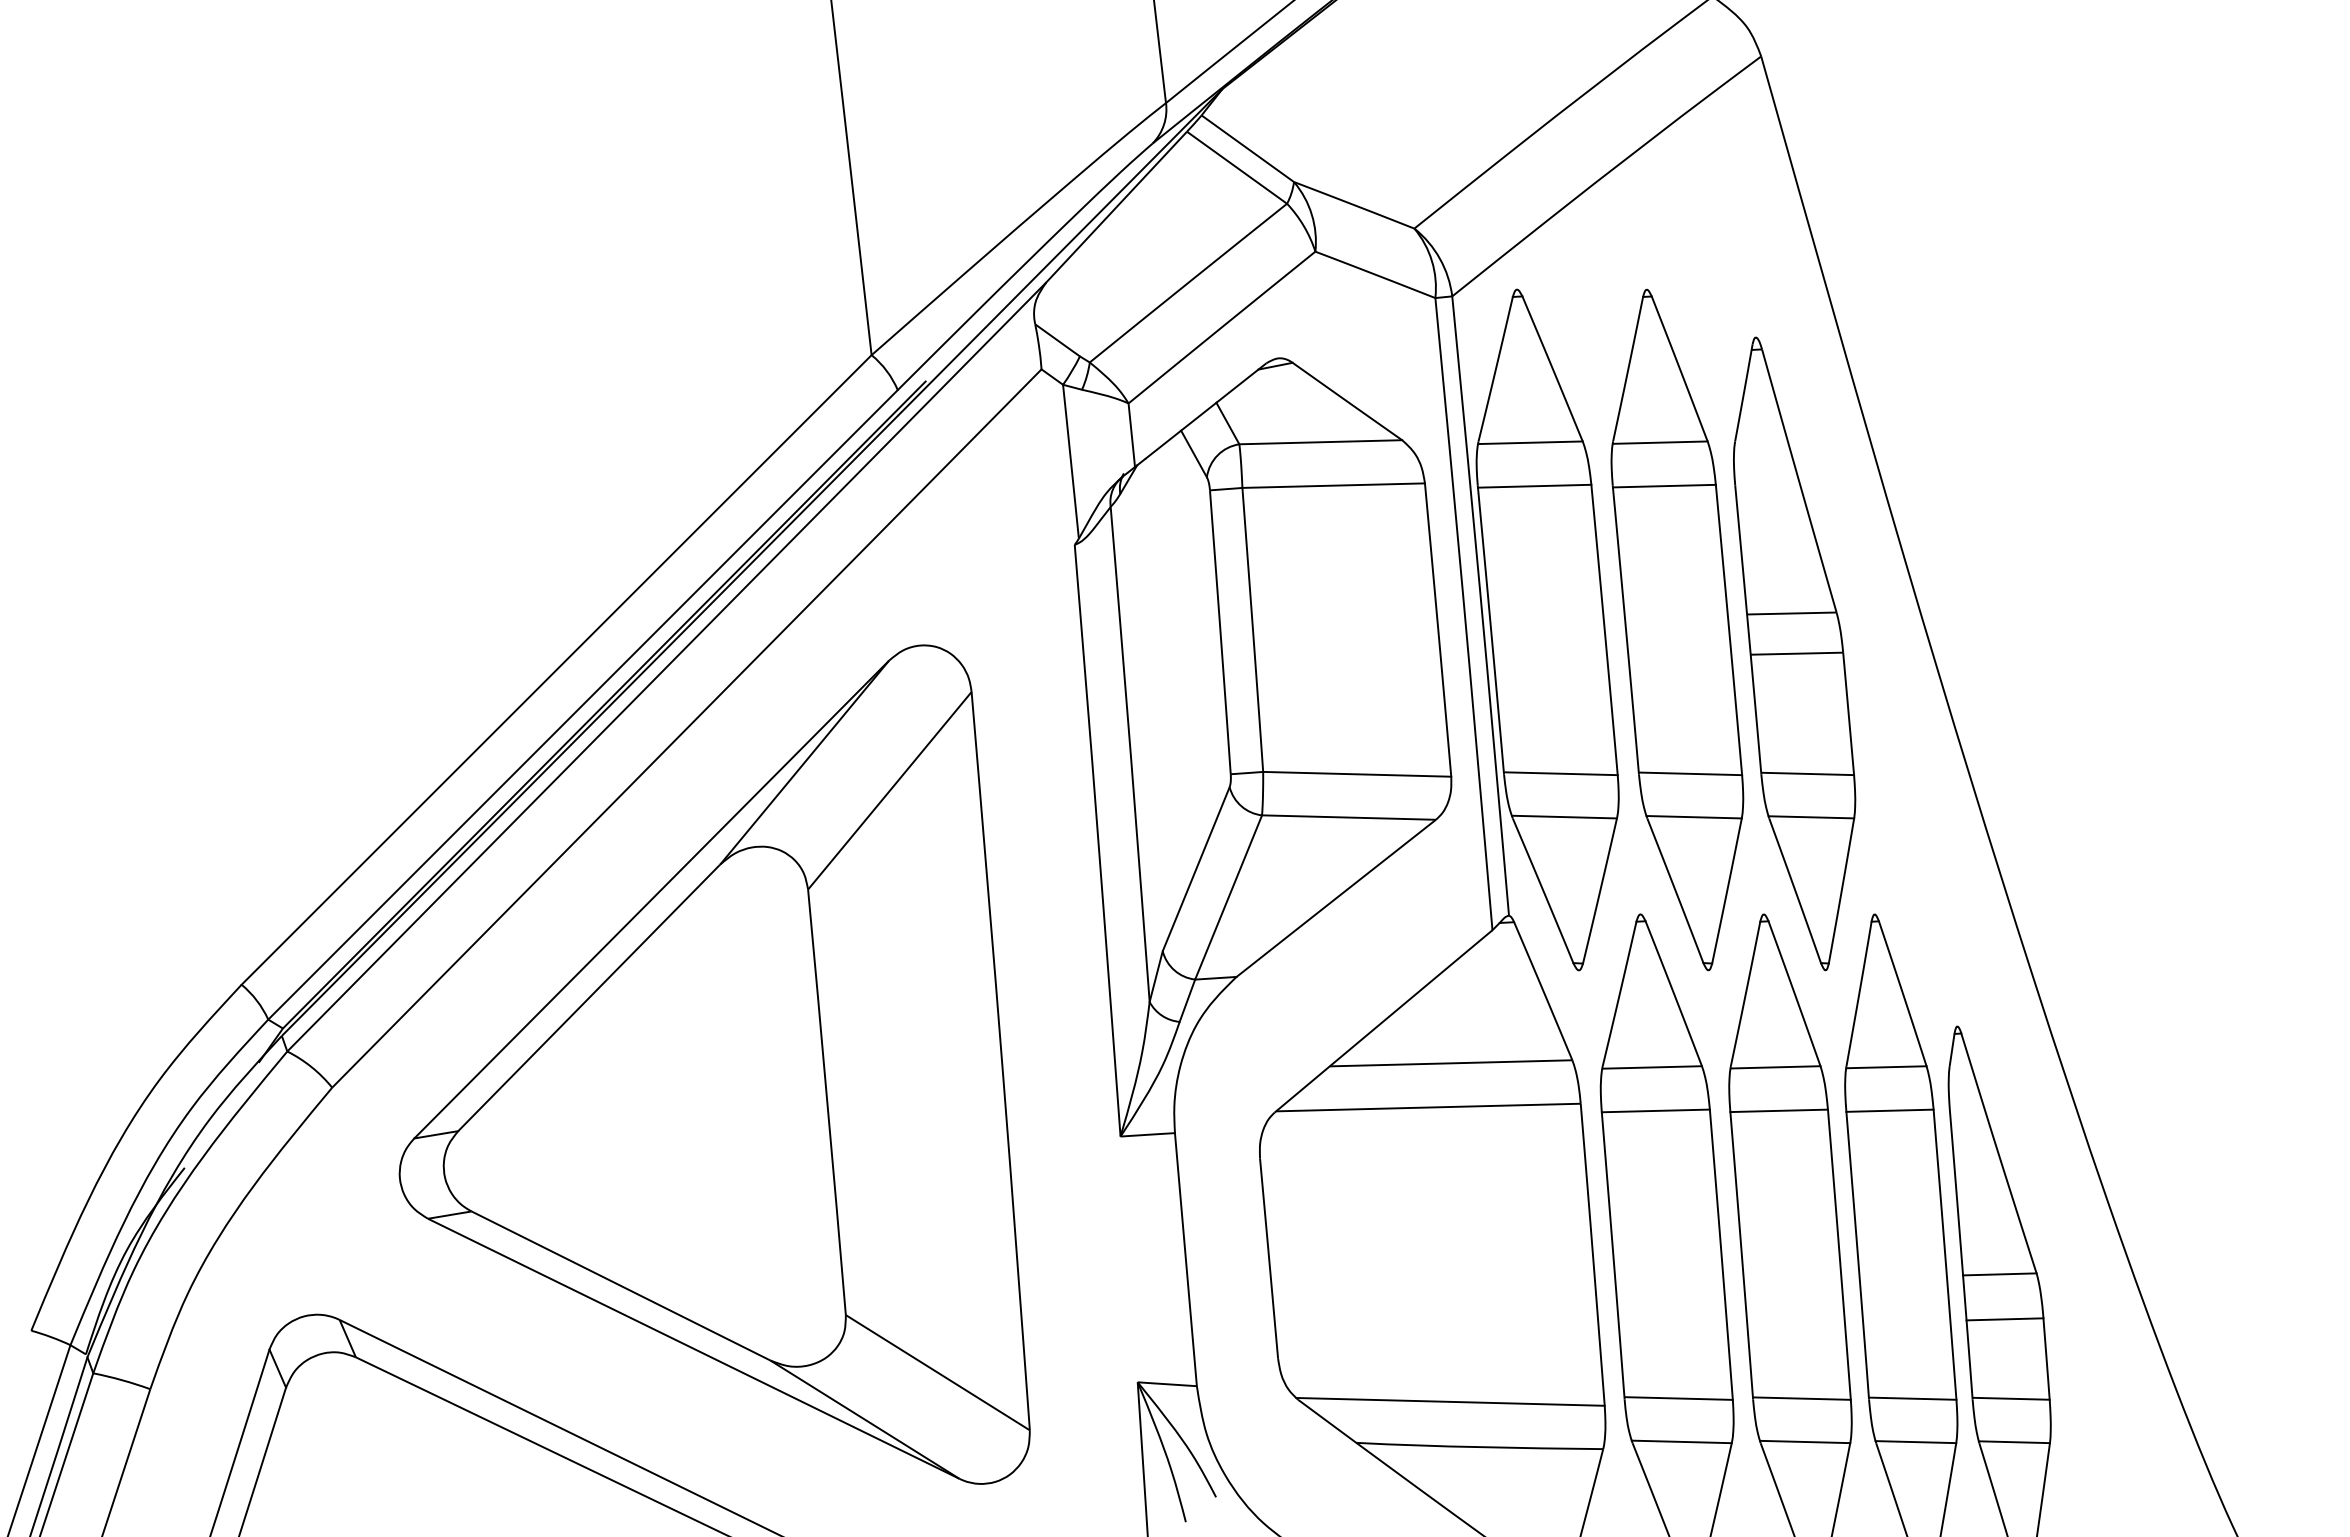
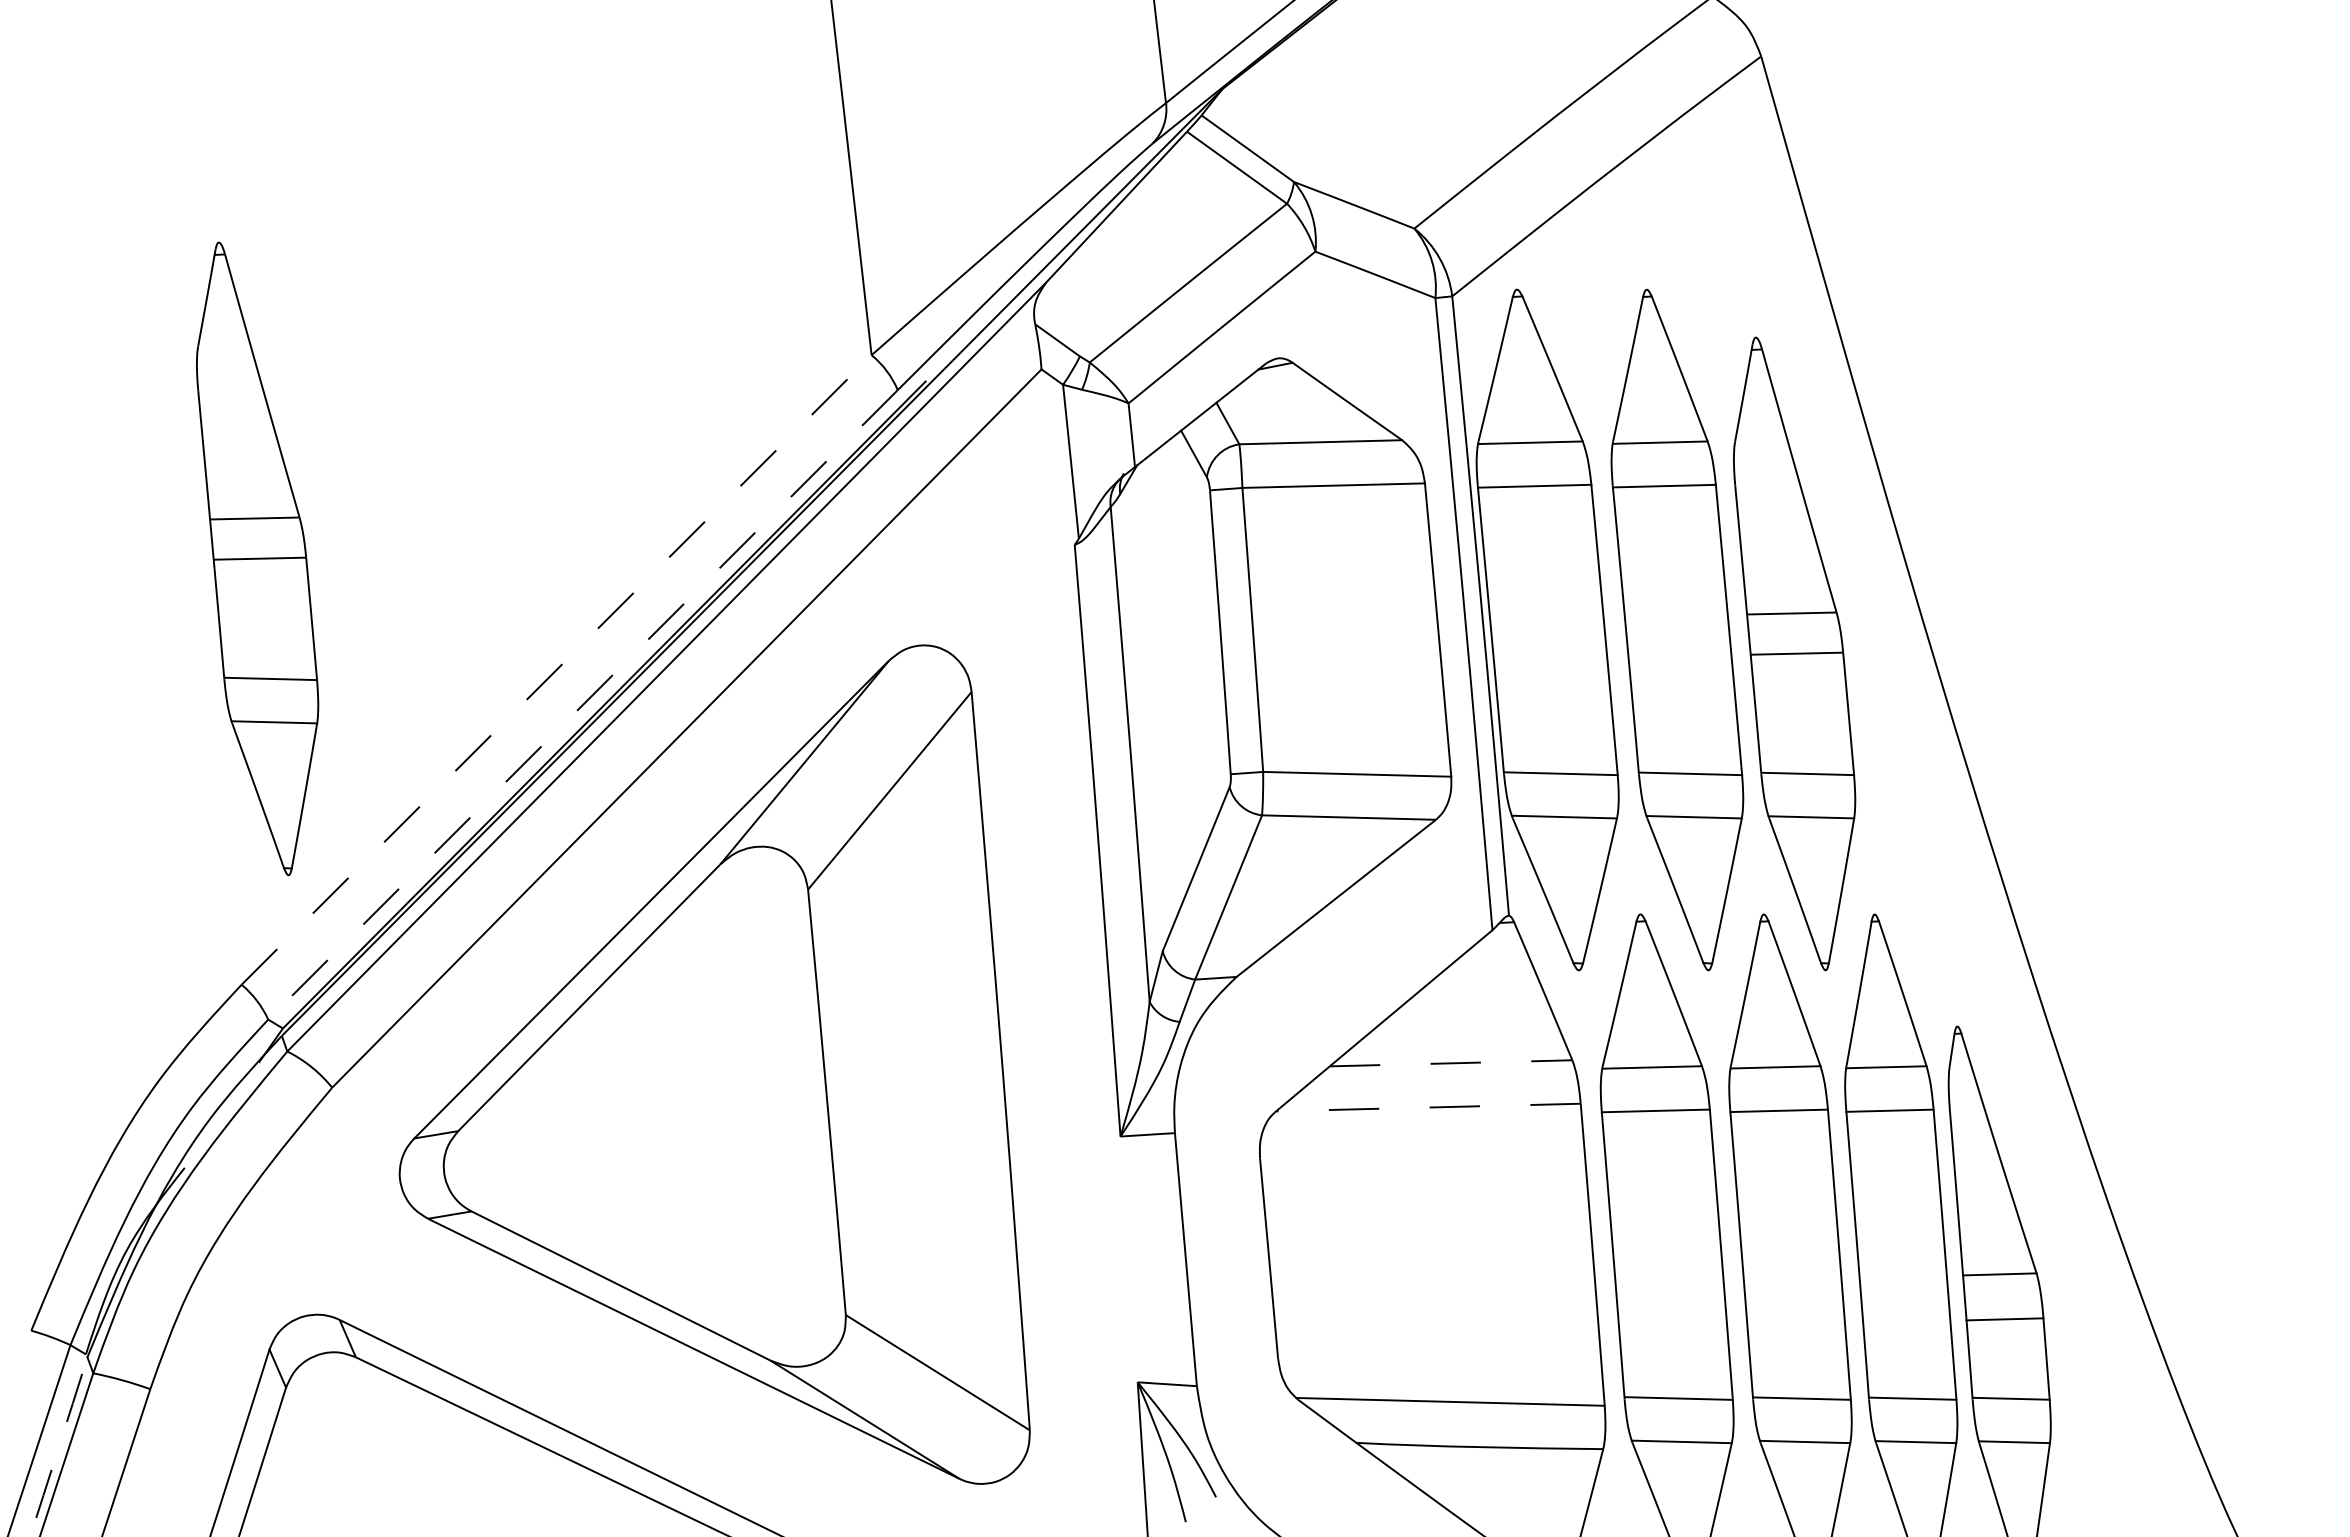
part: none -> present (257, 558)
line: solid -> dashed (556, 669)
line: solid -> dashed (582, 705)
line: solid -> dashed (1450, 1063)
line: solid -> dashed (1427, 1107)
arc: solid -> dashed (58, 1446)
